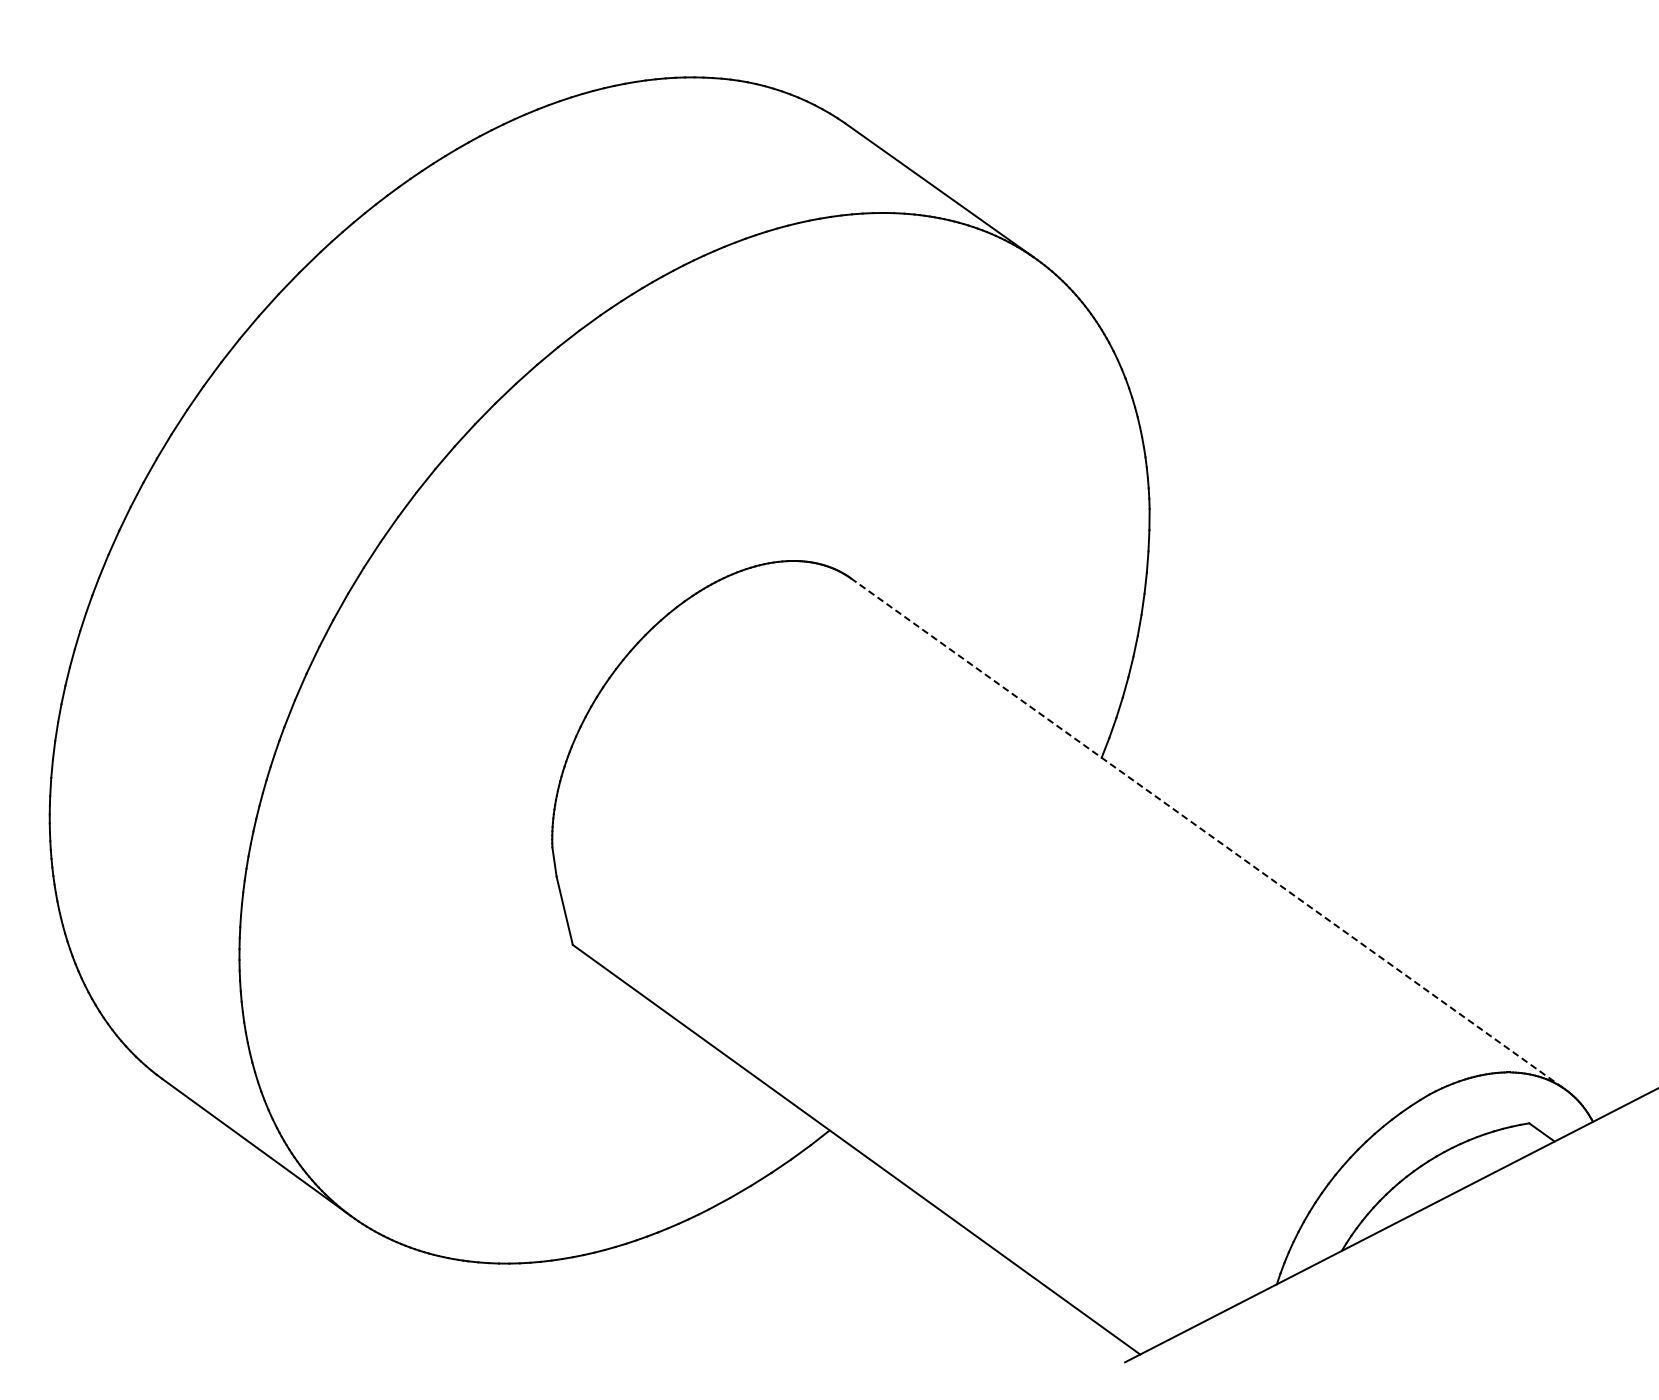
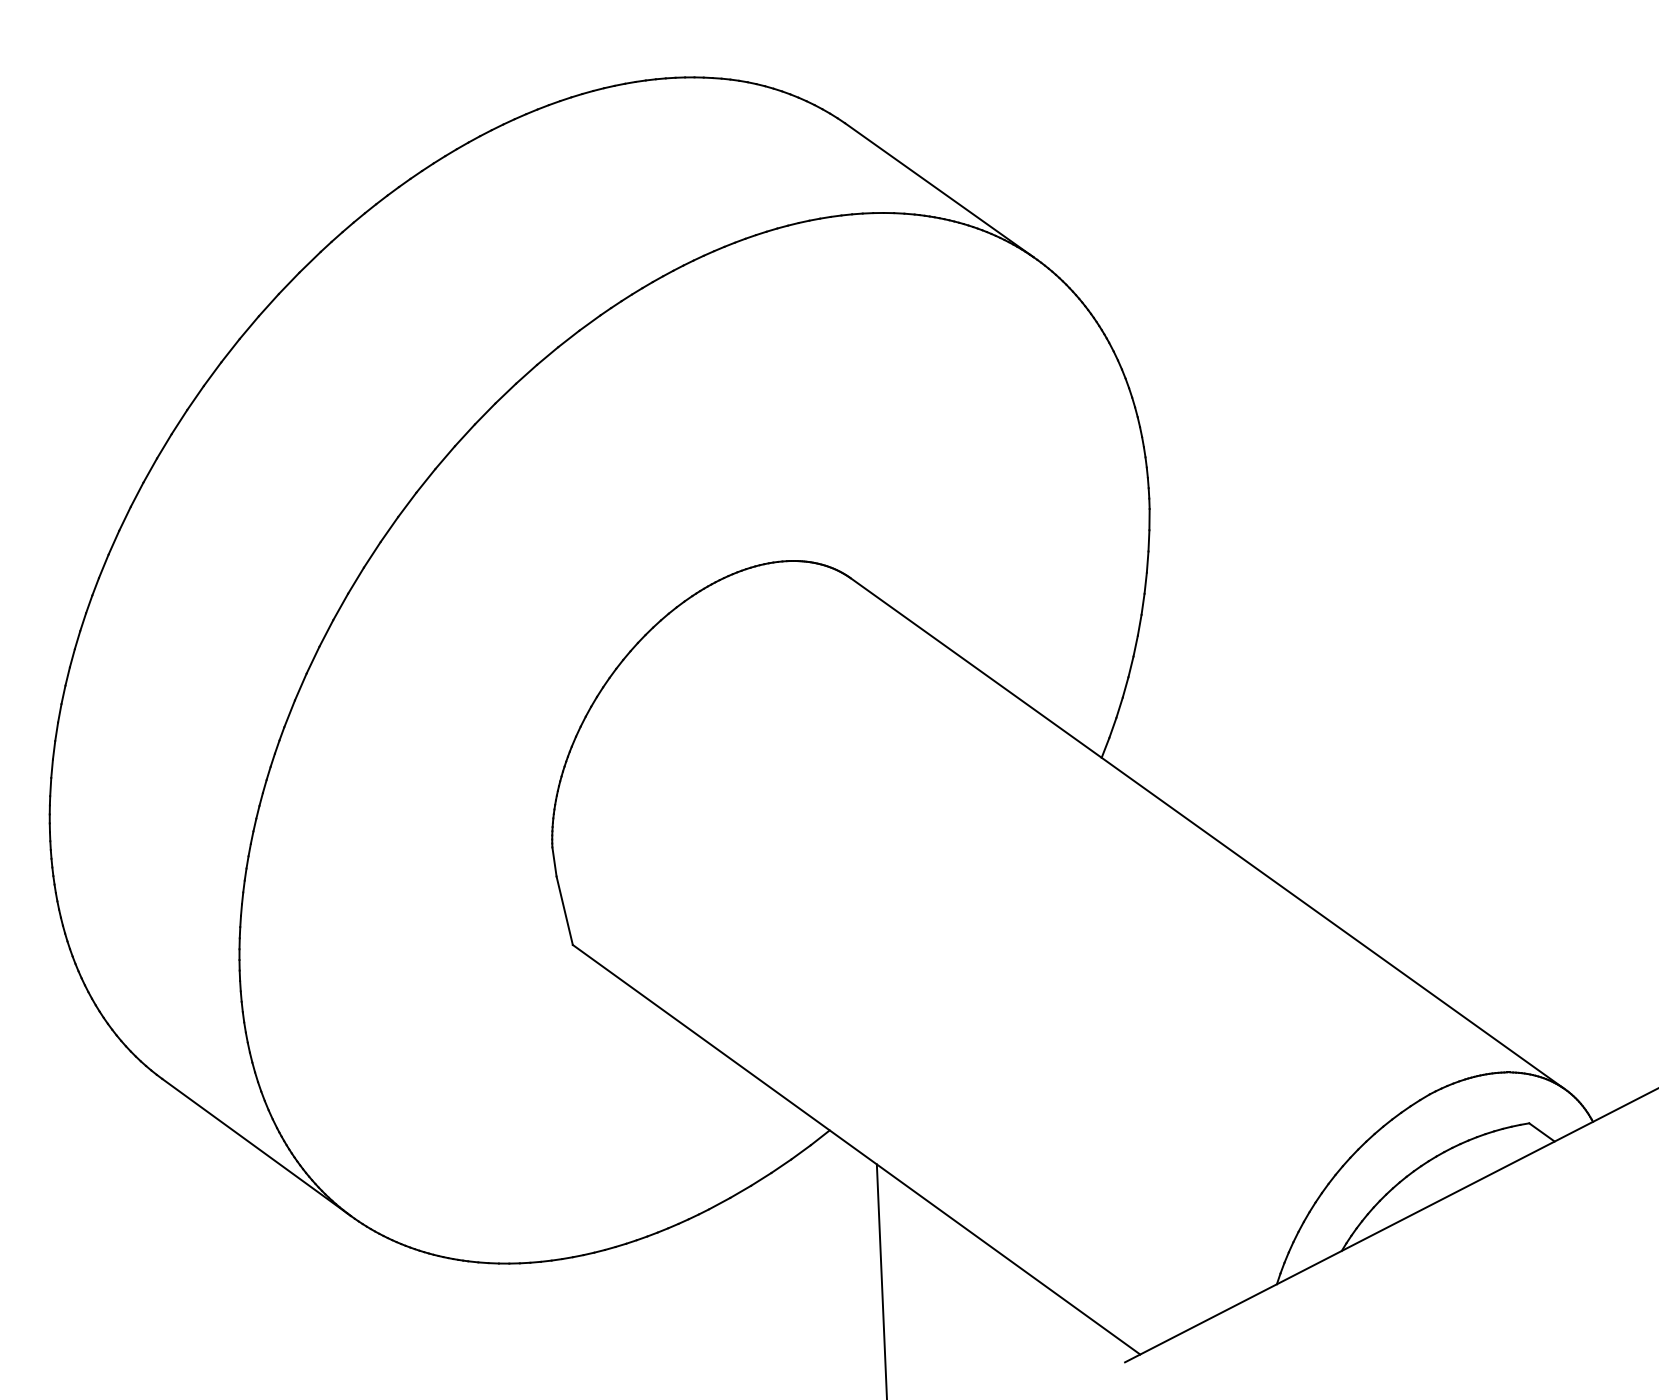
line: dashed -> solid (1207, 833)
line: none -> present (881, 1280)
